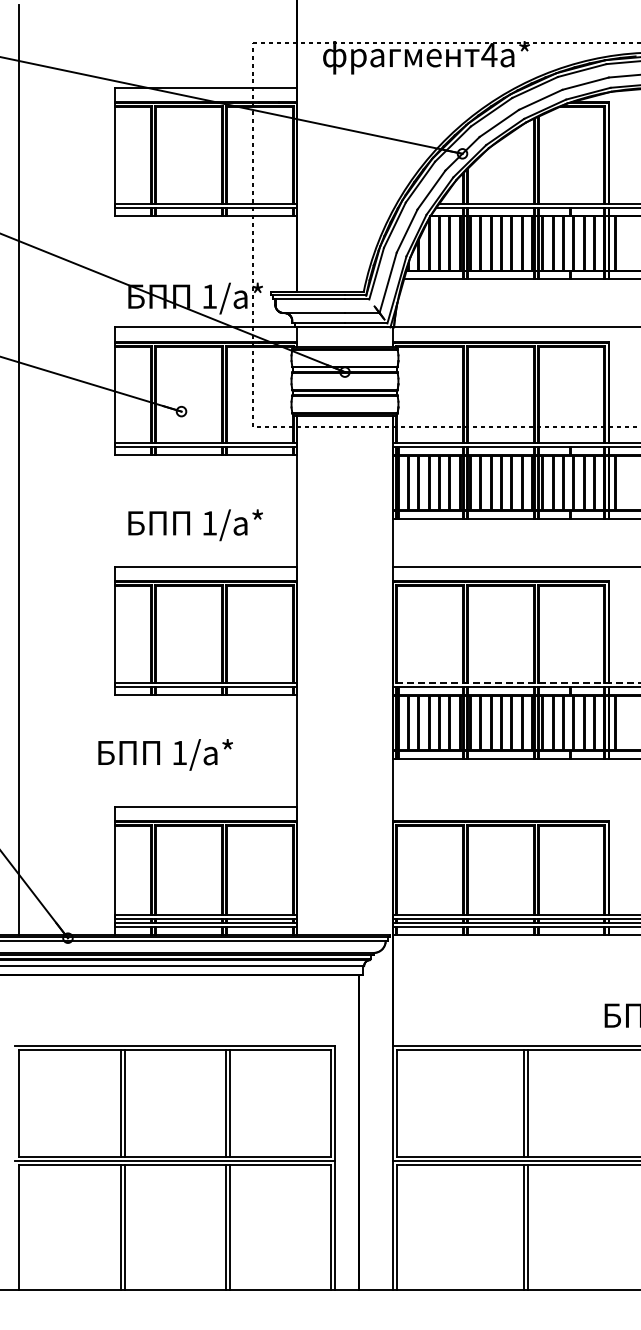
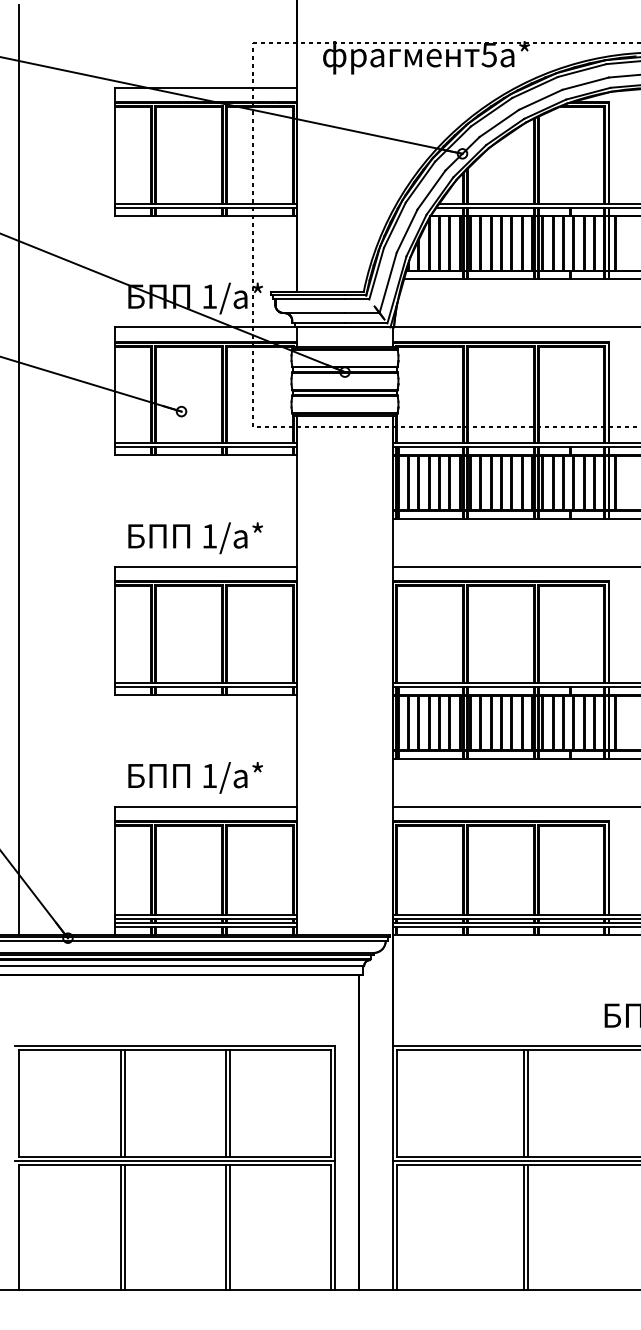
text: 4 -> 5 (489, 55)
text position: (195, 525) -> (195, 538) (195, 538)
line: dashed -> solid (516, 682)
text position: (165, 754) -> (195, 777) (195, 777)
line: none -> present (514, 806)
